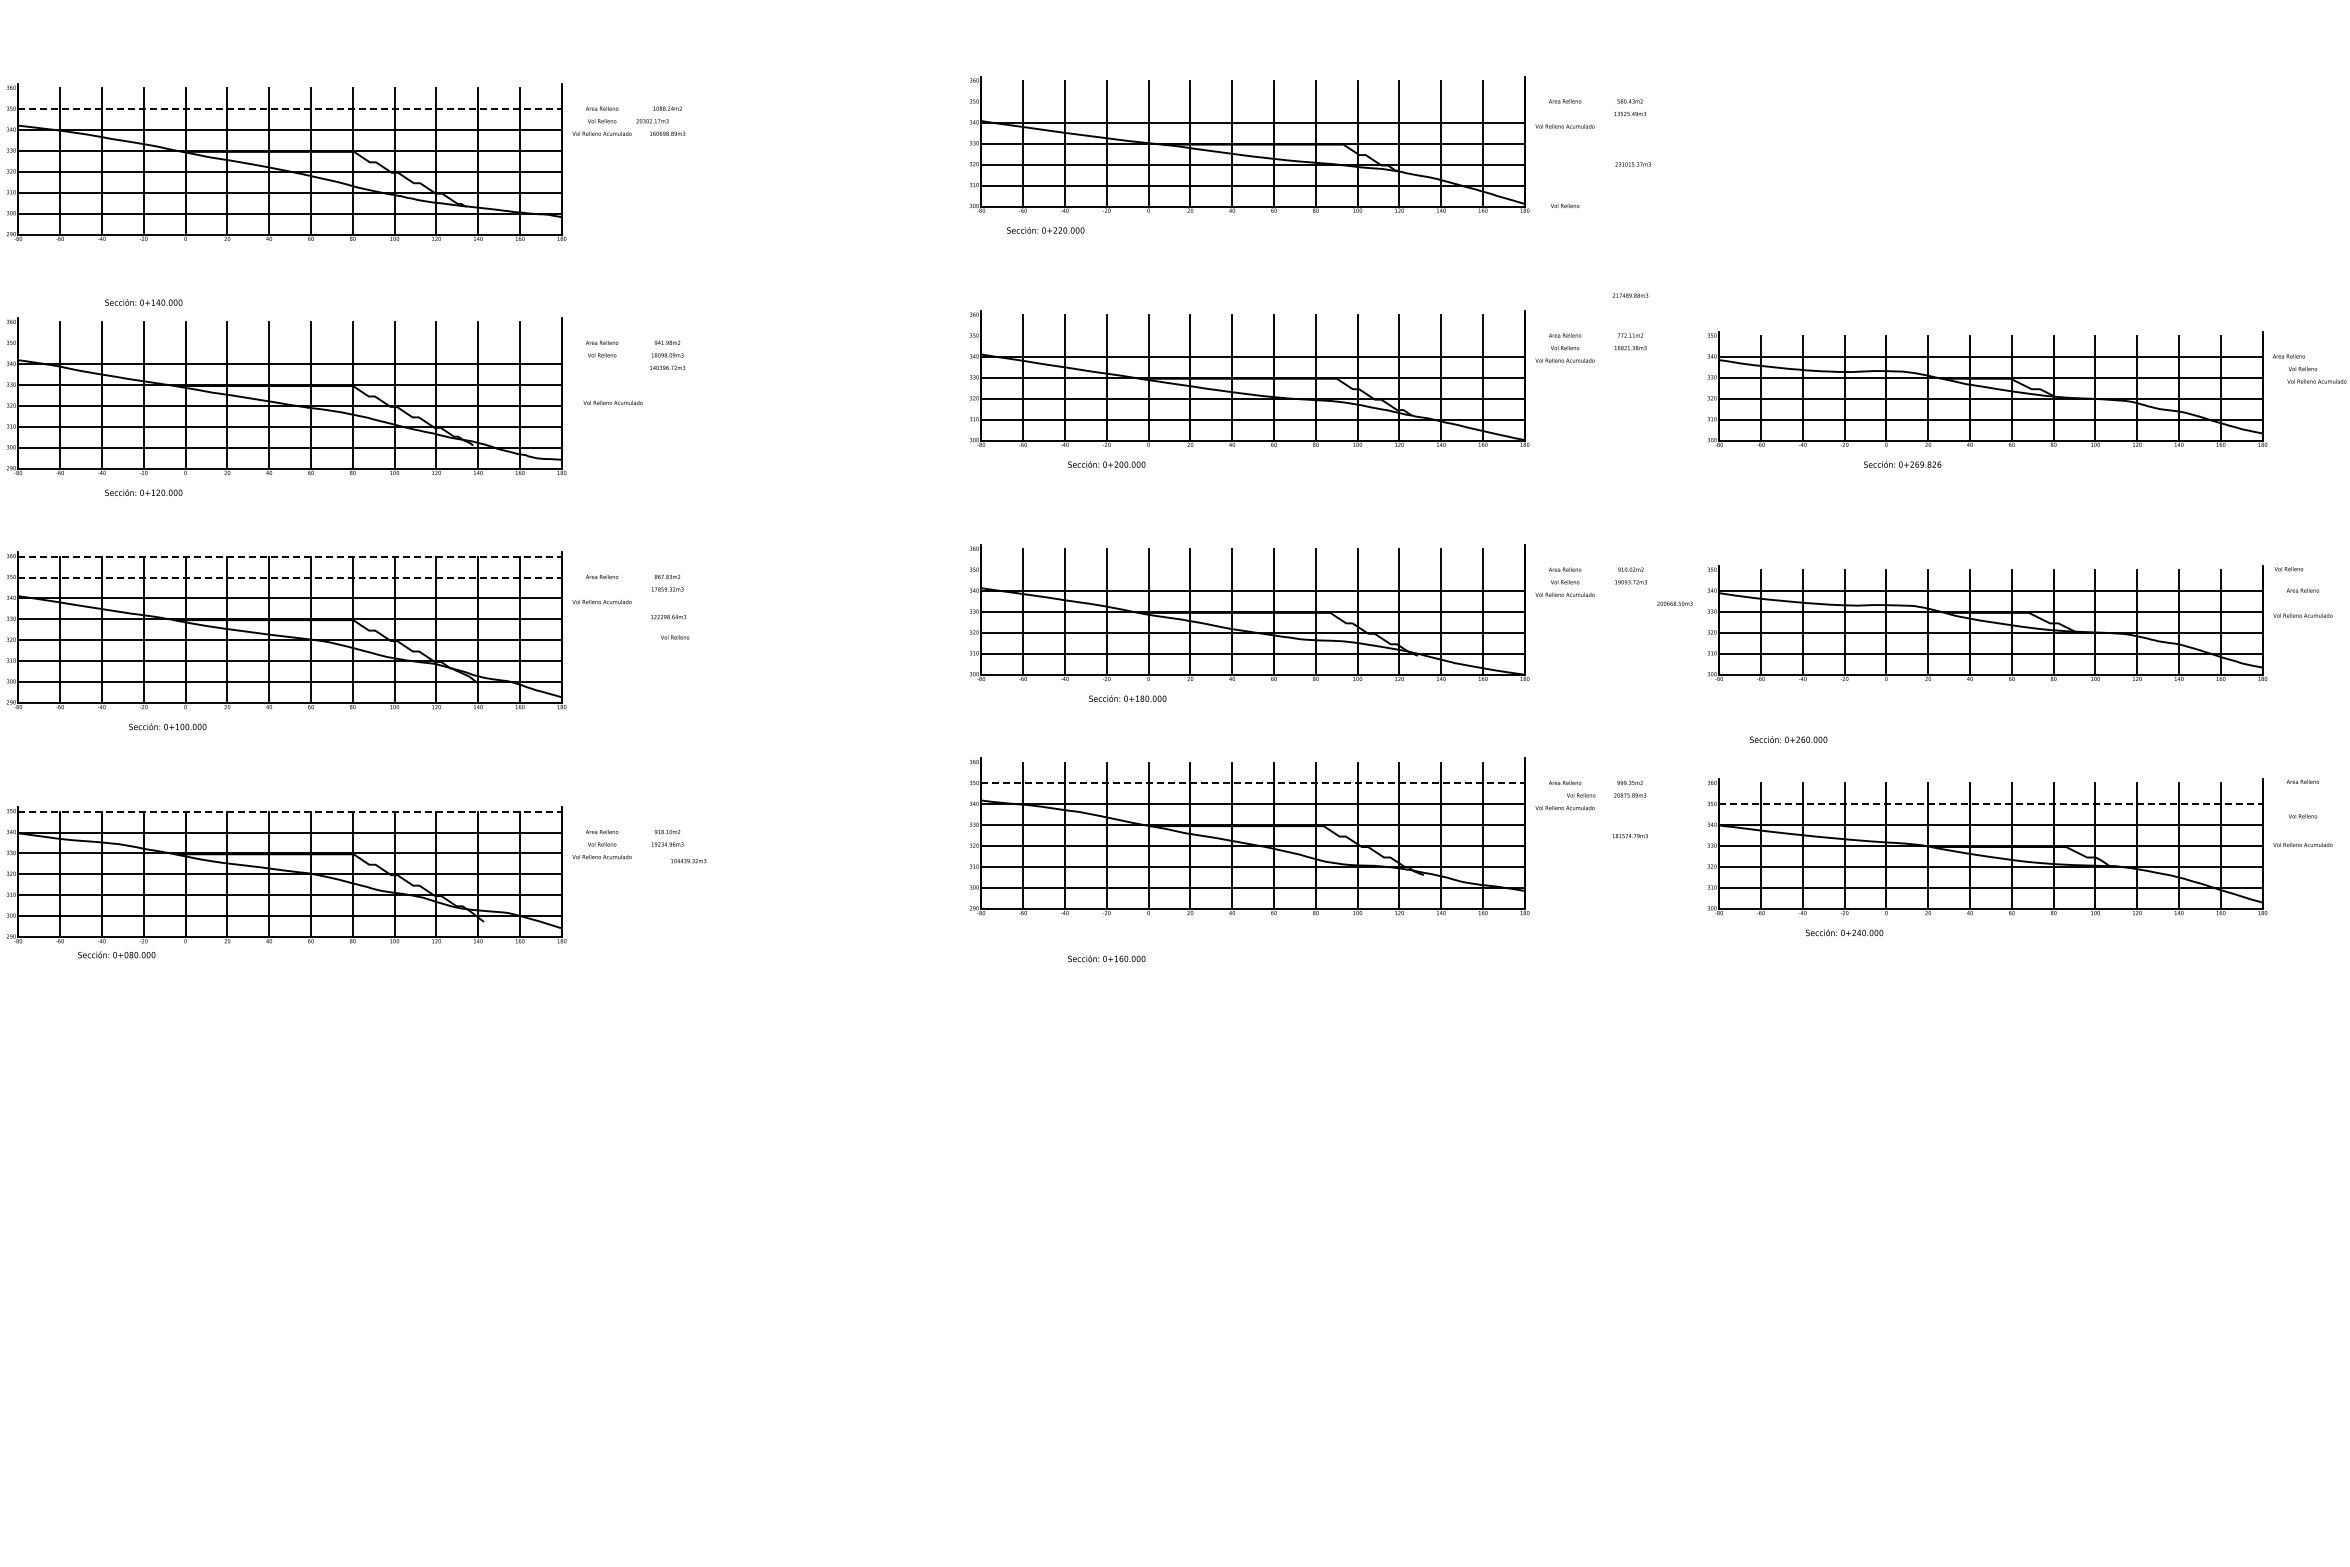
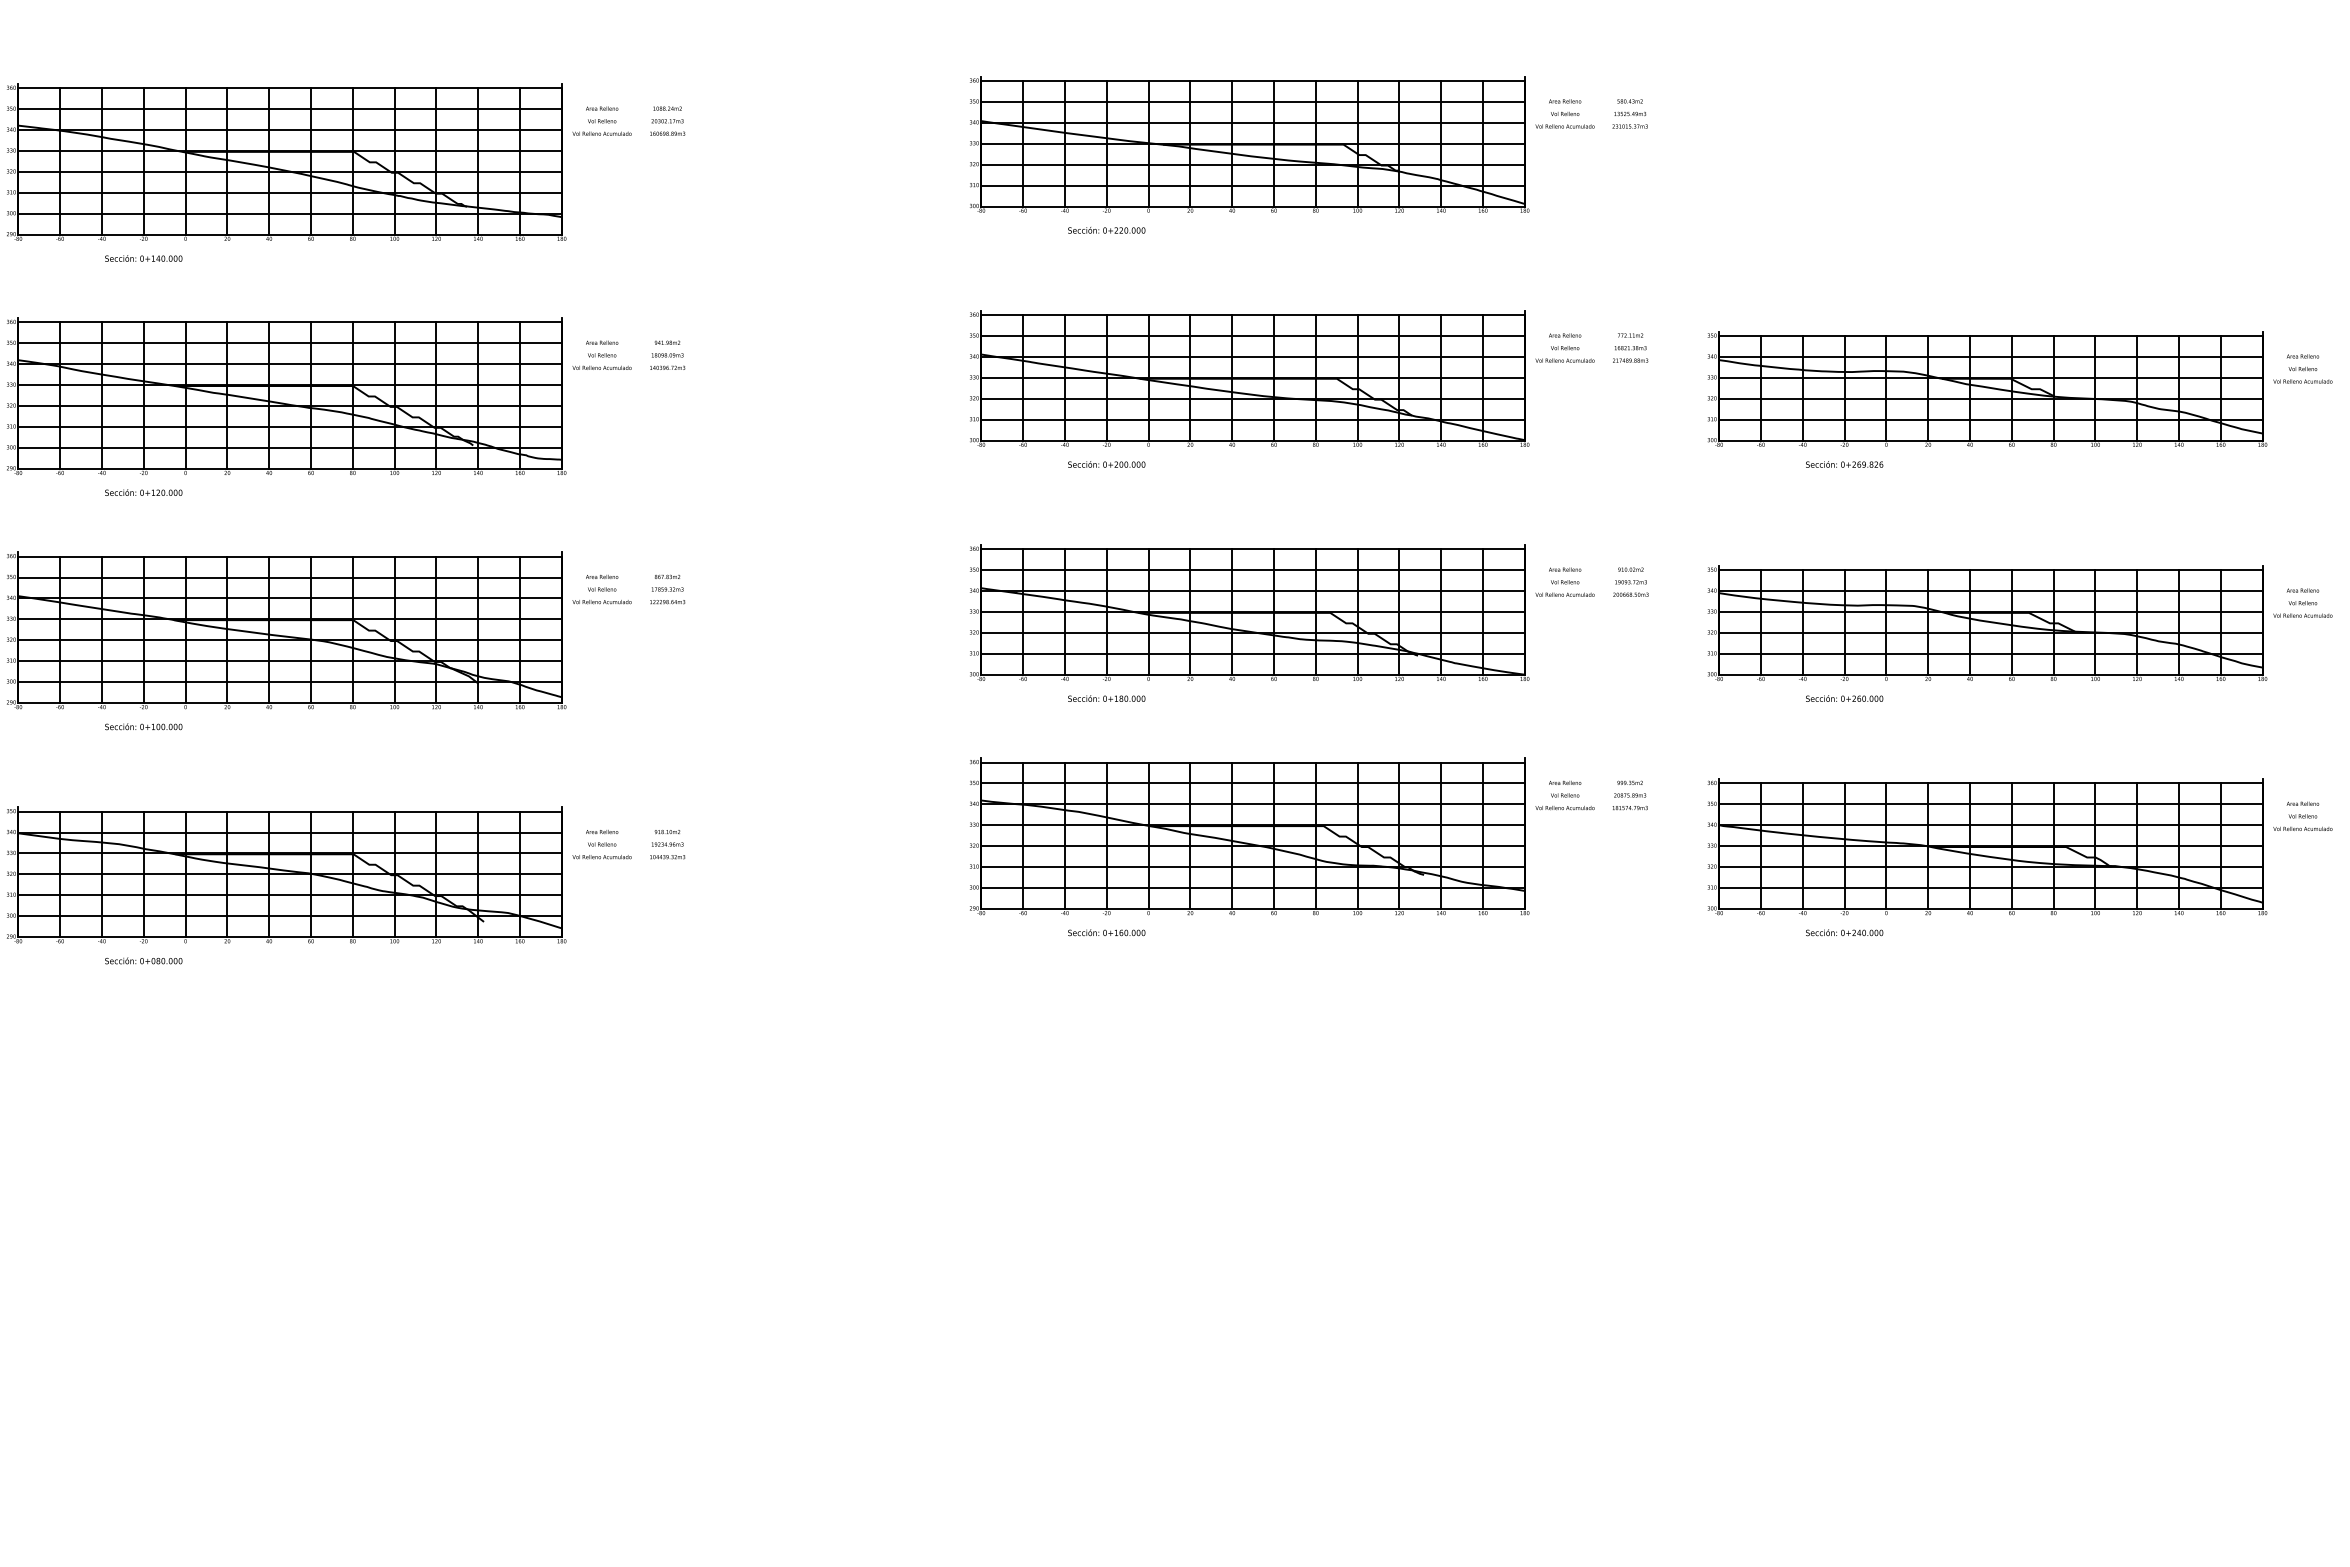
line: none -> present (1252, 81)
line: none -> present (289, 88)
line: none -> present (1252, 101)
line: dashed -> solid (290, 109)
text position: (652, 121) -> (667, 121) (667, 121)
text position: (1632, 164) -> (1629, 126) (1629, 126)
text position: (1565, 205) -> (1565, 113) (1565, 113)
text position: (1045, 230) -> (1106, 230) (1106, 230)
text position: (1630, 295) -> (1630, 360) (1630, 360)
text position: (143, 302) -> (143, 258) (143, 258)
line: none -> present (1252, 315)
line: none -> present (289, 322)
line: none -> present (1252, 336)
line: none -> present (1990, 336)
line: none -> present (289, 343)
text position: (2288, 356) -> (2302, 356) (2302, 356)
text position: (2316, 381) -> (2302, 381) (2302, 381)
text position: (612, 402) -> (601, 367) (601, 367)
text position: (1902, 464) -> (1844, 464) (1844, 464)
line: none -> present (1252, 549)
line: dashed -> solid (290, 556)
text position: (2288, 569) -> (2302, 603) (2302, 603)
line: none -> present (1252, 570)
line: none -> present (1990, 570)
line: dashed -> solid (290, 577)
text position: (1674, 603) -> (1630, 594) (1630, 594)
text position: (668, 617) -> (667, 602) (667, 602)
text position: (675, 637) -> (602, 589) (602, 589)
text position: (1127, 698) -> (1106, 698) (1106, 698)
text position: (167, 726) -> (143, 726) (143, 726)
text position: (1788, 739) -> (1844, 698) (1844, 698)
line: none -> present (1252, 762)
text position: (2302, 781) -> (2302, 803) (2302, 803)
line: dashed -> solid (1253, 783)
line: none -> present (1990, 783)
text position: (1581, 795) -> (1565, 795) (1565, 795)
line: dashed -> solid (1990, 804)
line: dashed -> solid (290, 811)
text position: (1629, 836) -> (1629, 808) (1629, 808)
text position: (2302, 844) -> (2302, 828) (2302, 828)
text position: (688, 861) -> (667, 857) (667, 857)
text position: (116, 954) -> (143, 960) (143, 960)
text position: (1106, 958) -> (1106, 932) (1106, 932)
